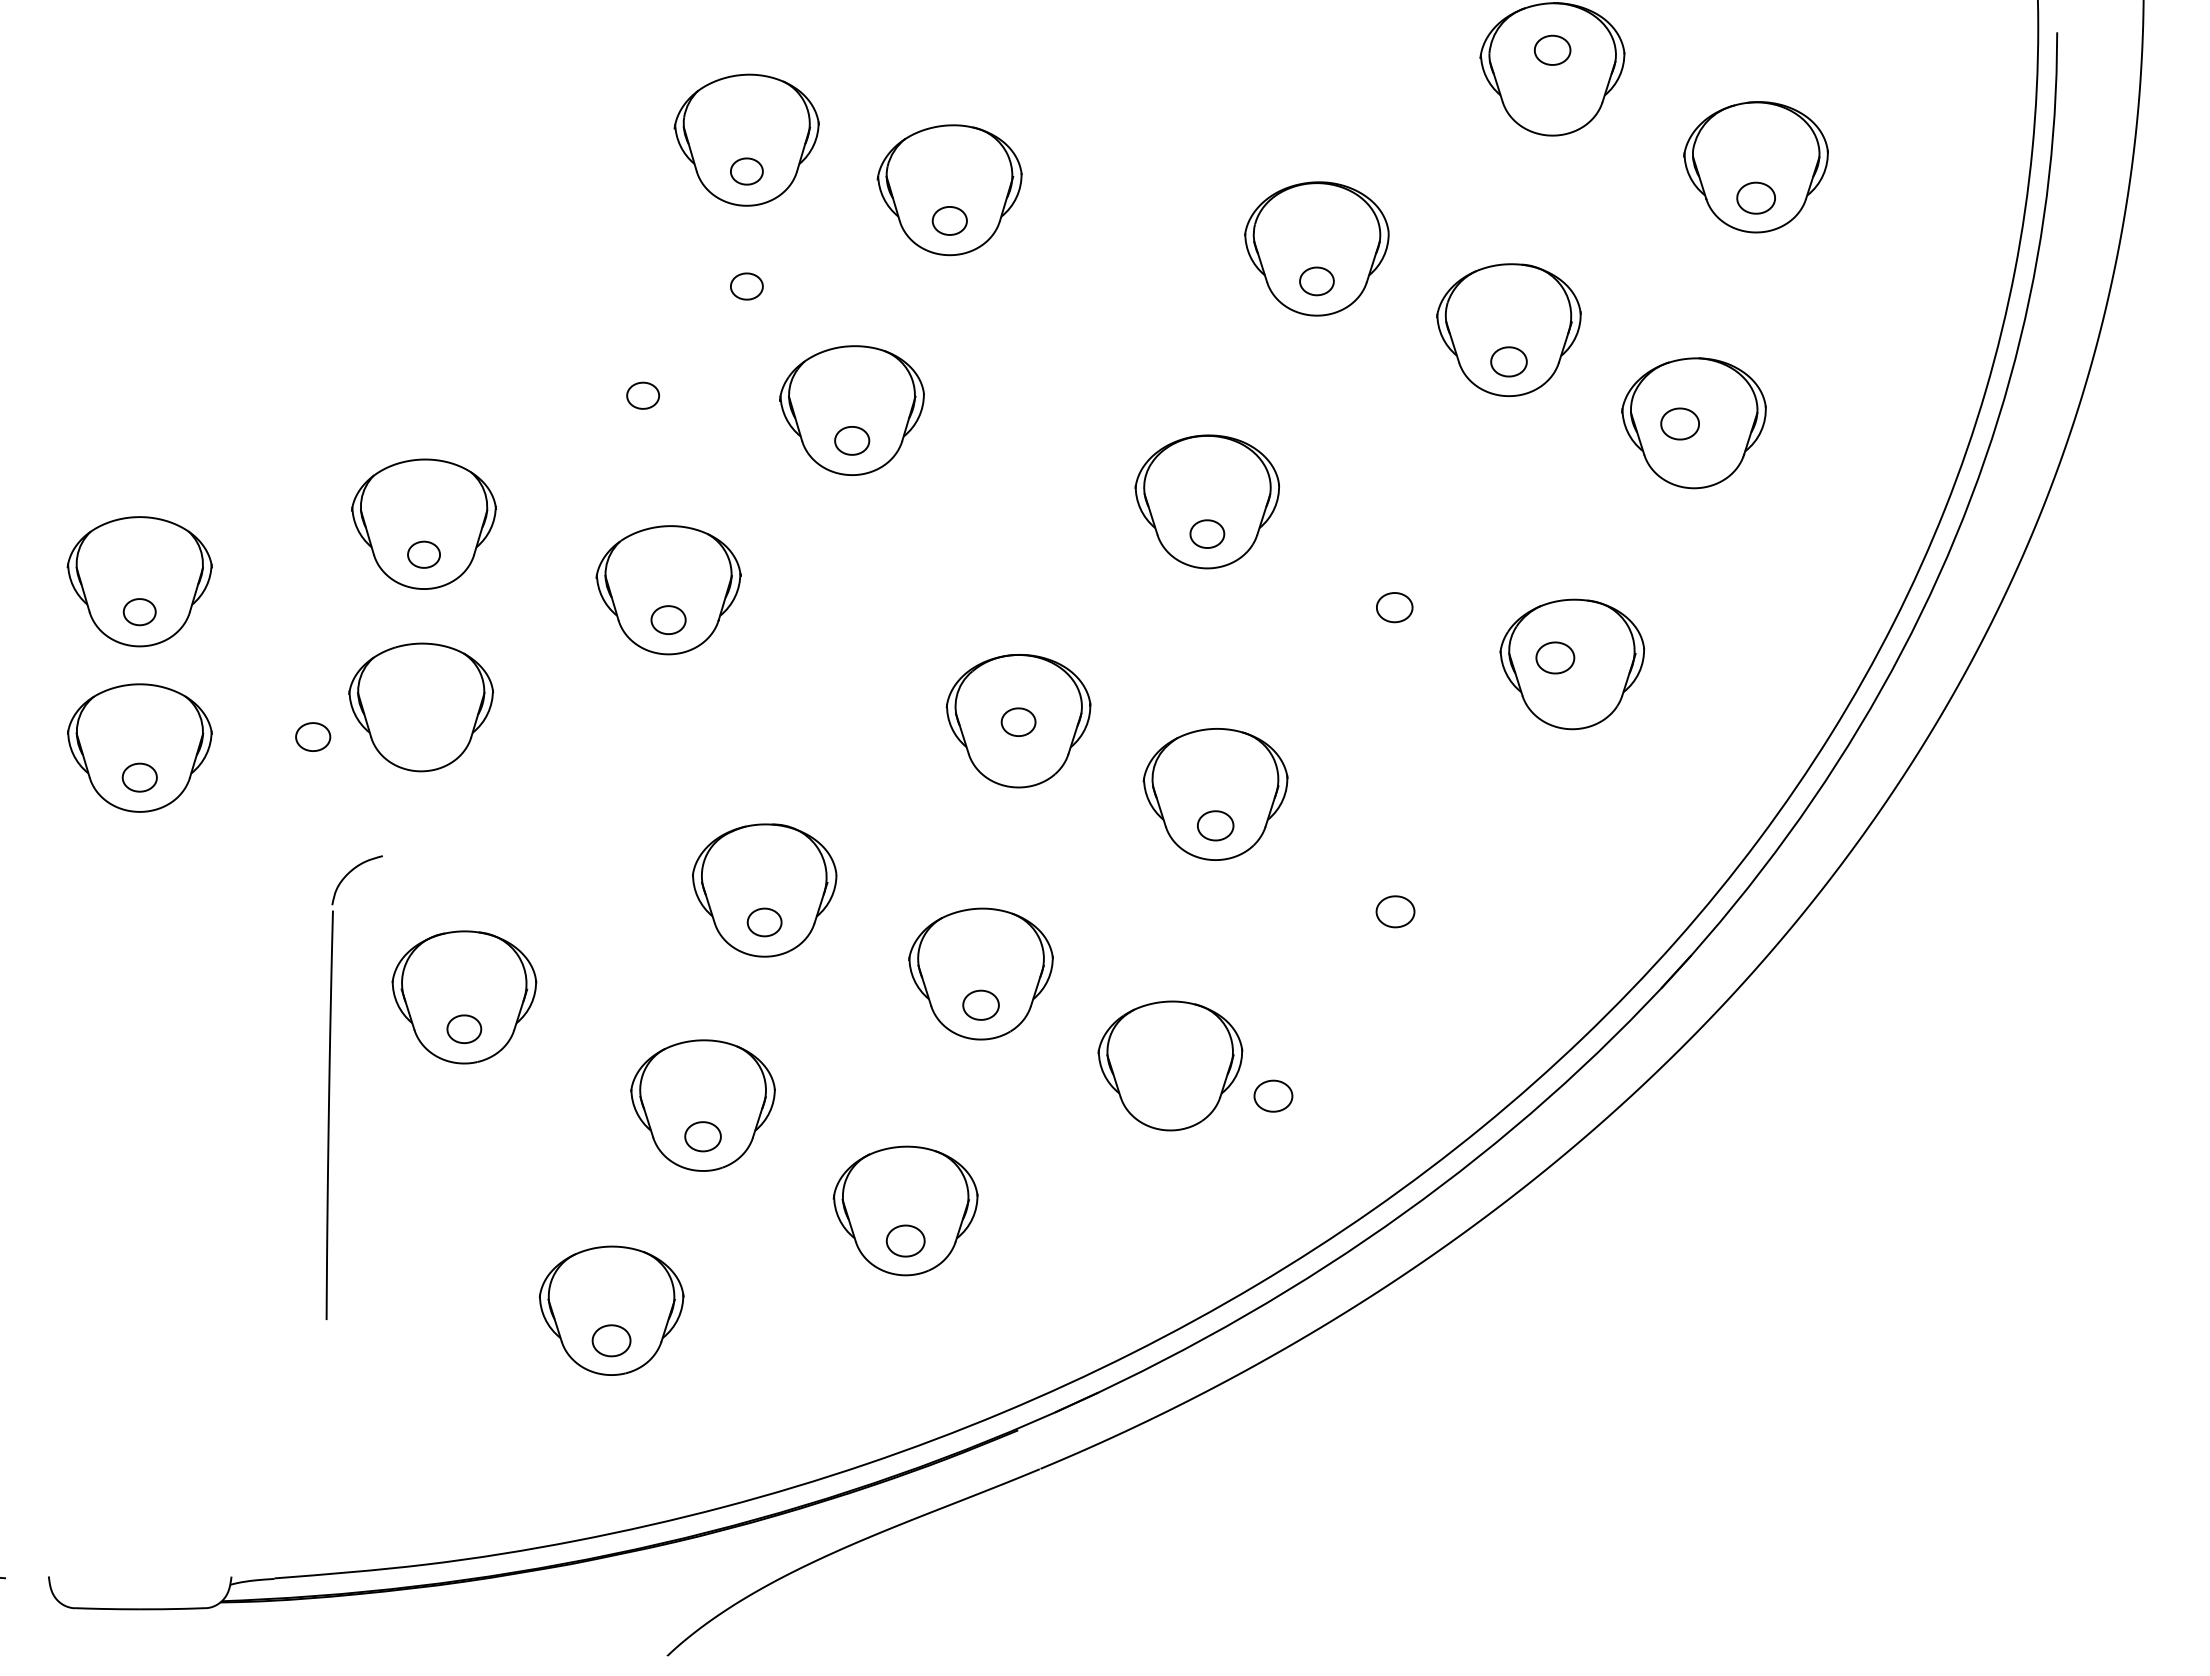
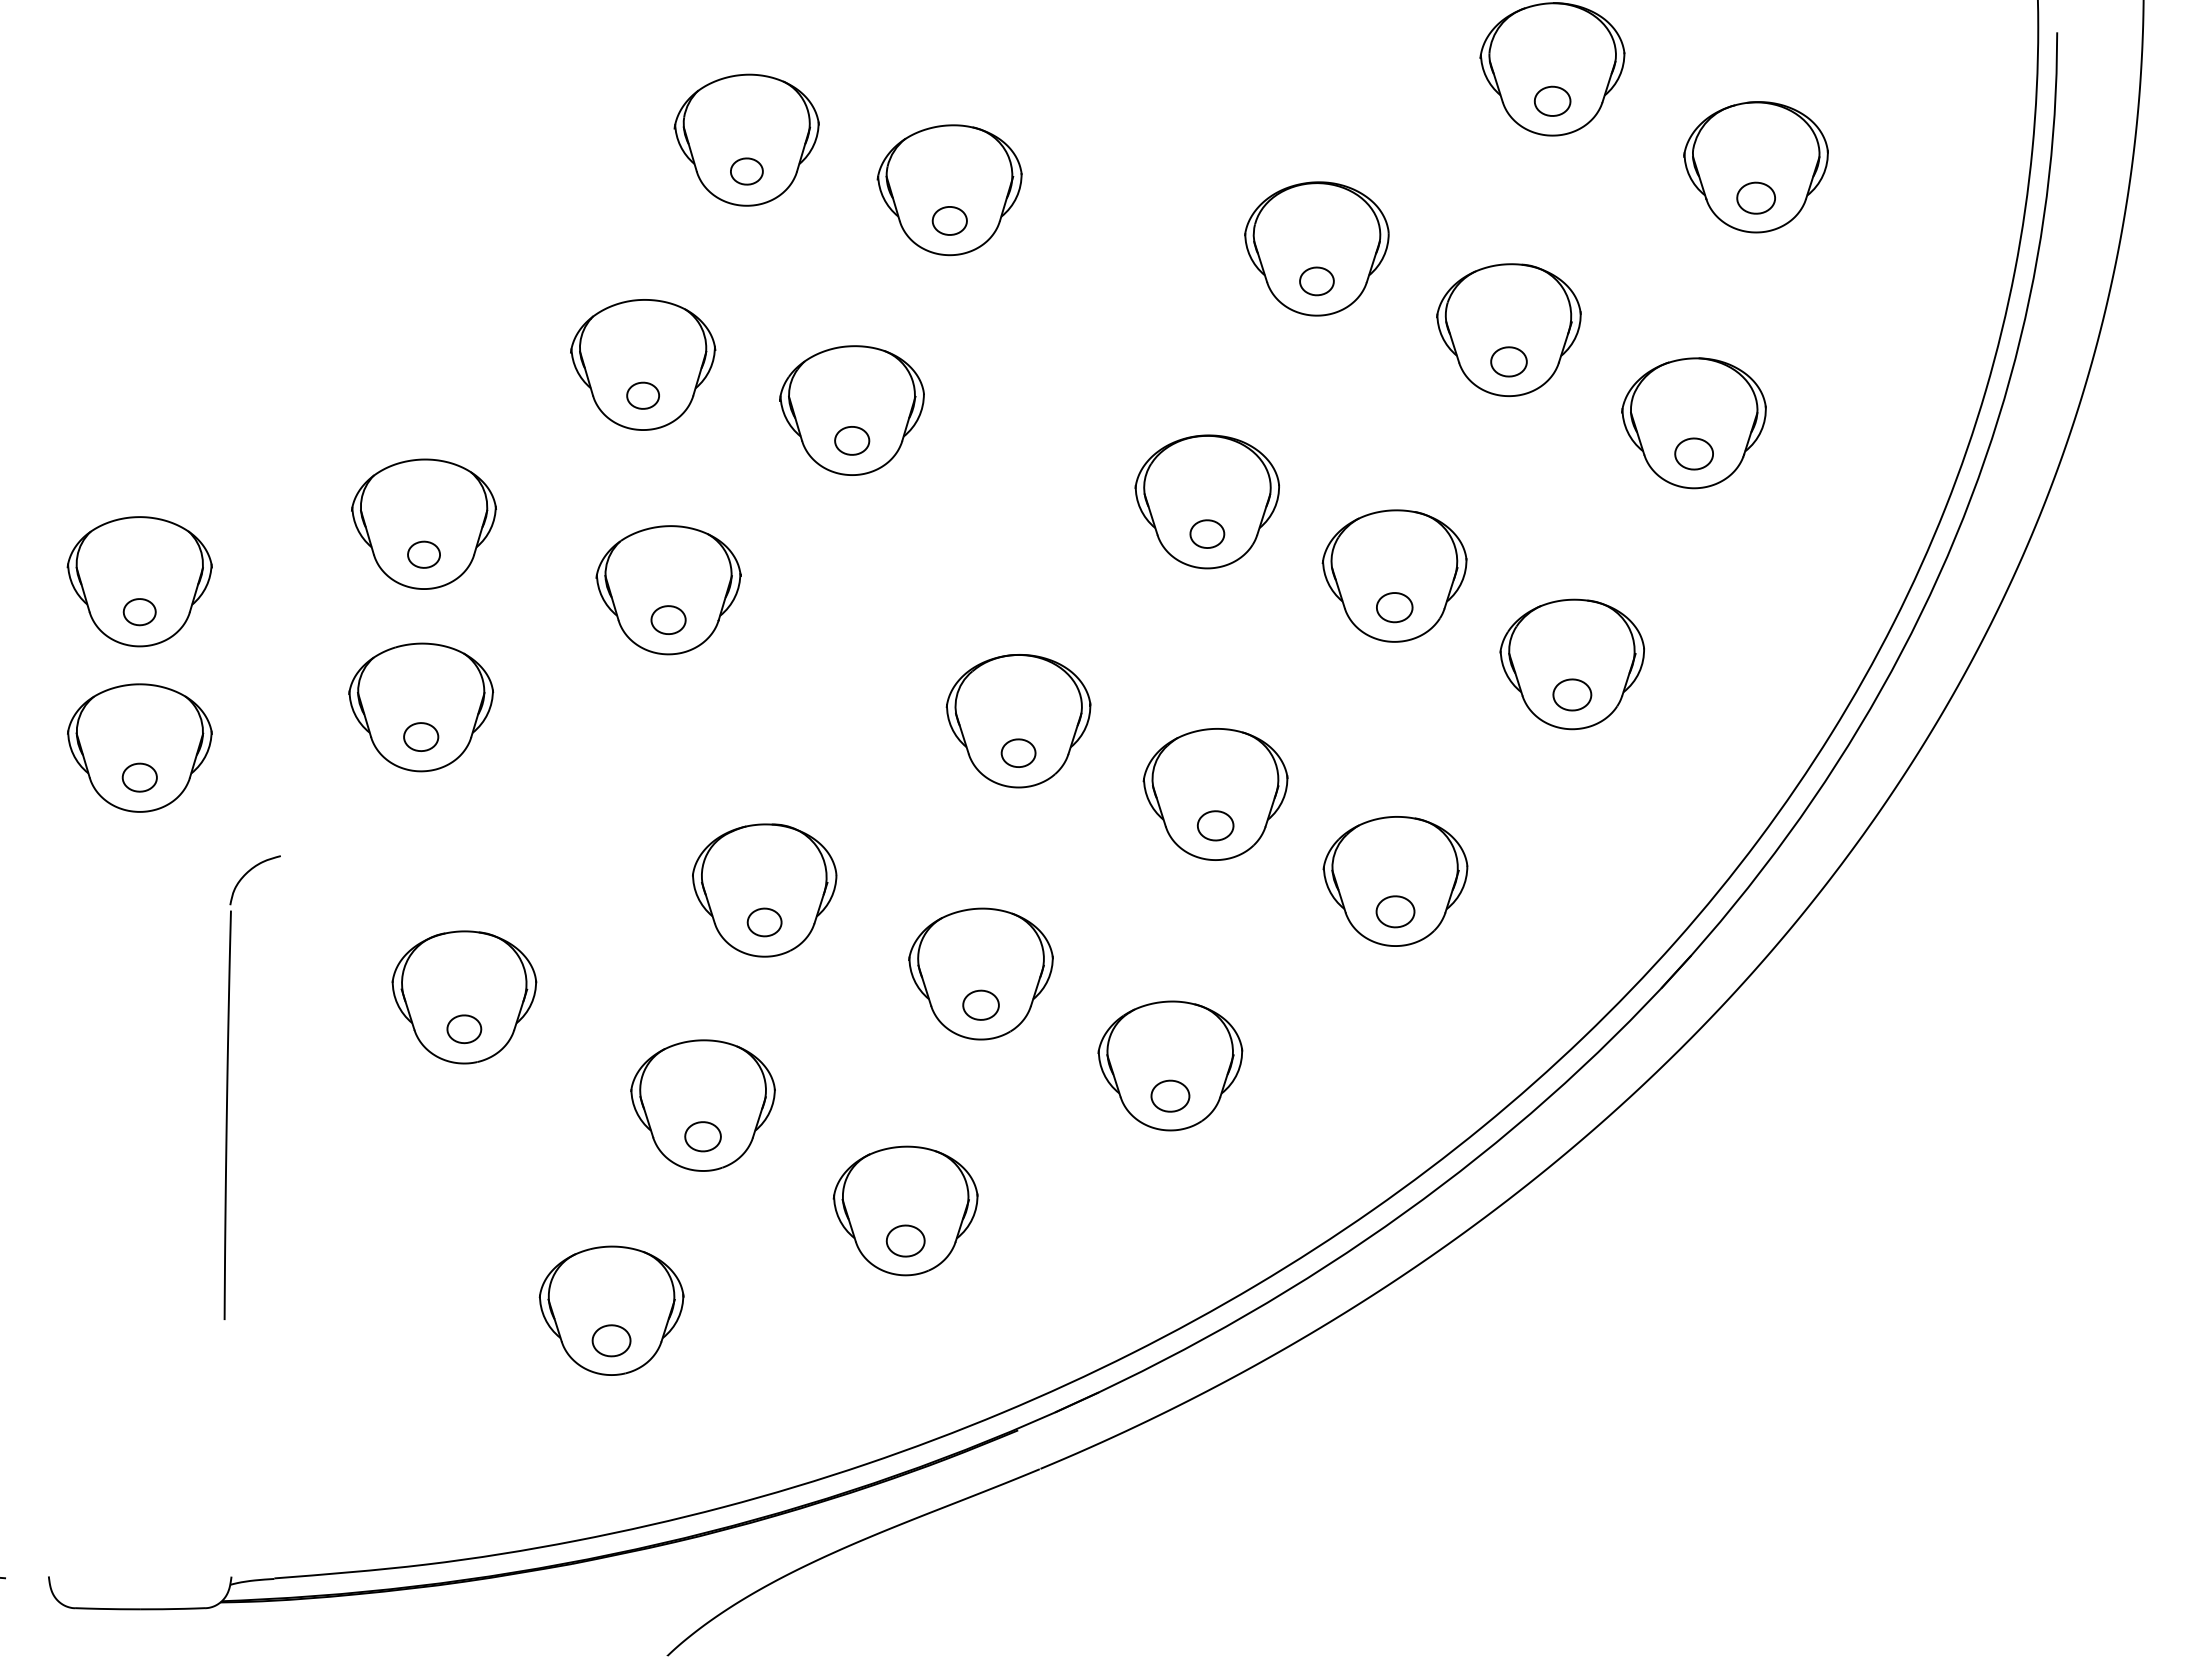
part position: (1552, 49) -> (1552, 100) (1552, 100)
part: present -> none (746, 286)
part: none -> present (643, 364)
part position: (1679, 423) -> (1693, 453) (1693, 453)
part: none -> present (1394, 575)
part position: (1555, 657) -> (1572, 694) (1572, 694)
part position: (1018, 721) -> (1018, 752) (1018, 752)
part position: (313, 736) -> (421, 736) (421, 736)
part: none -> present (1395, 881)
part position: (330, 1087) -> (228, 1087) (228, 1087)
part position: (1273, 1095) -> (1170, 1095) (1170, 1095)
